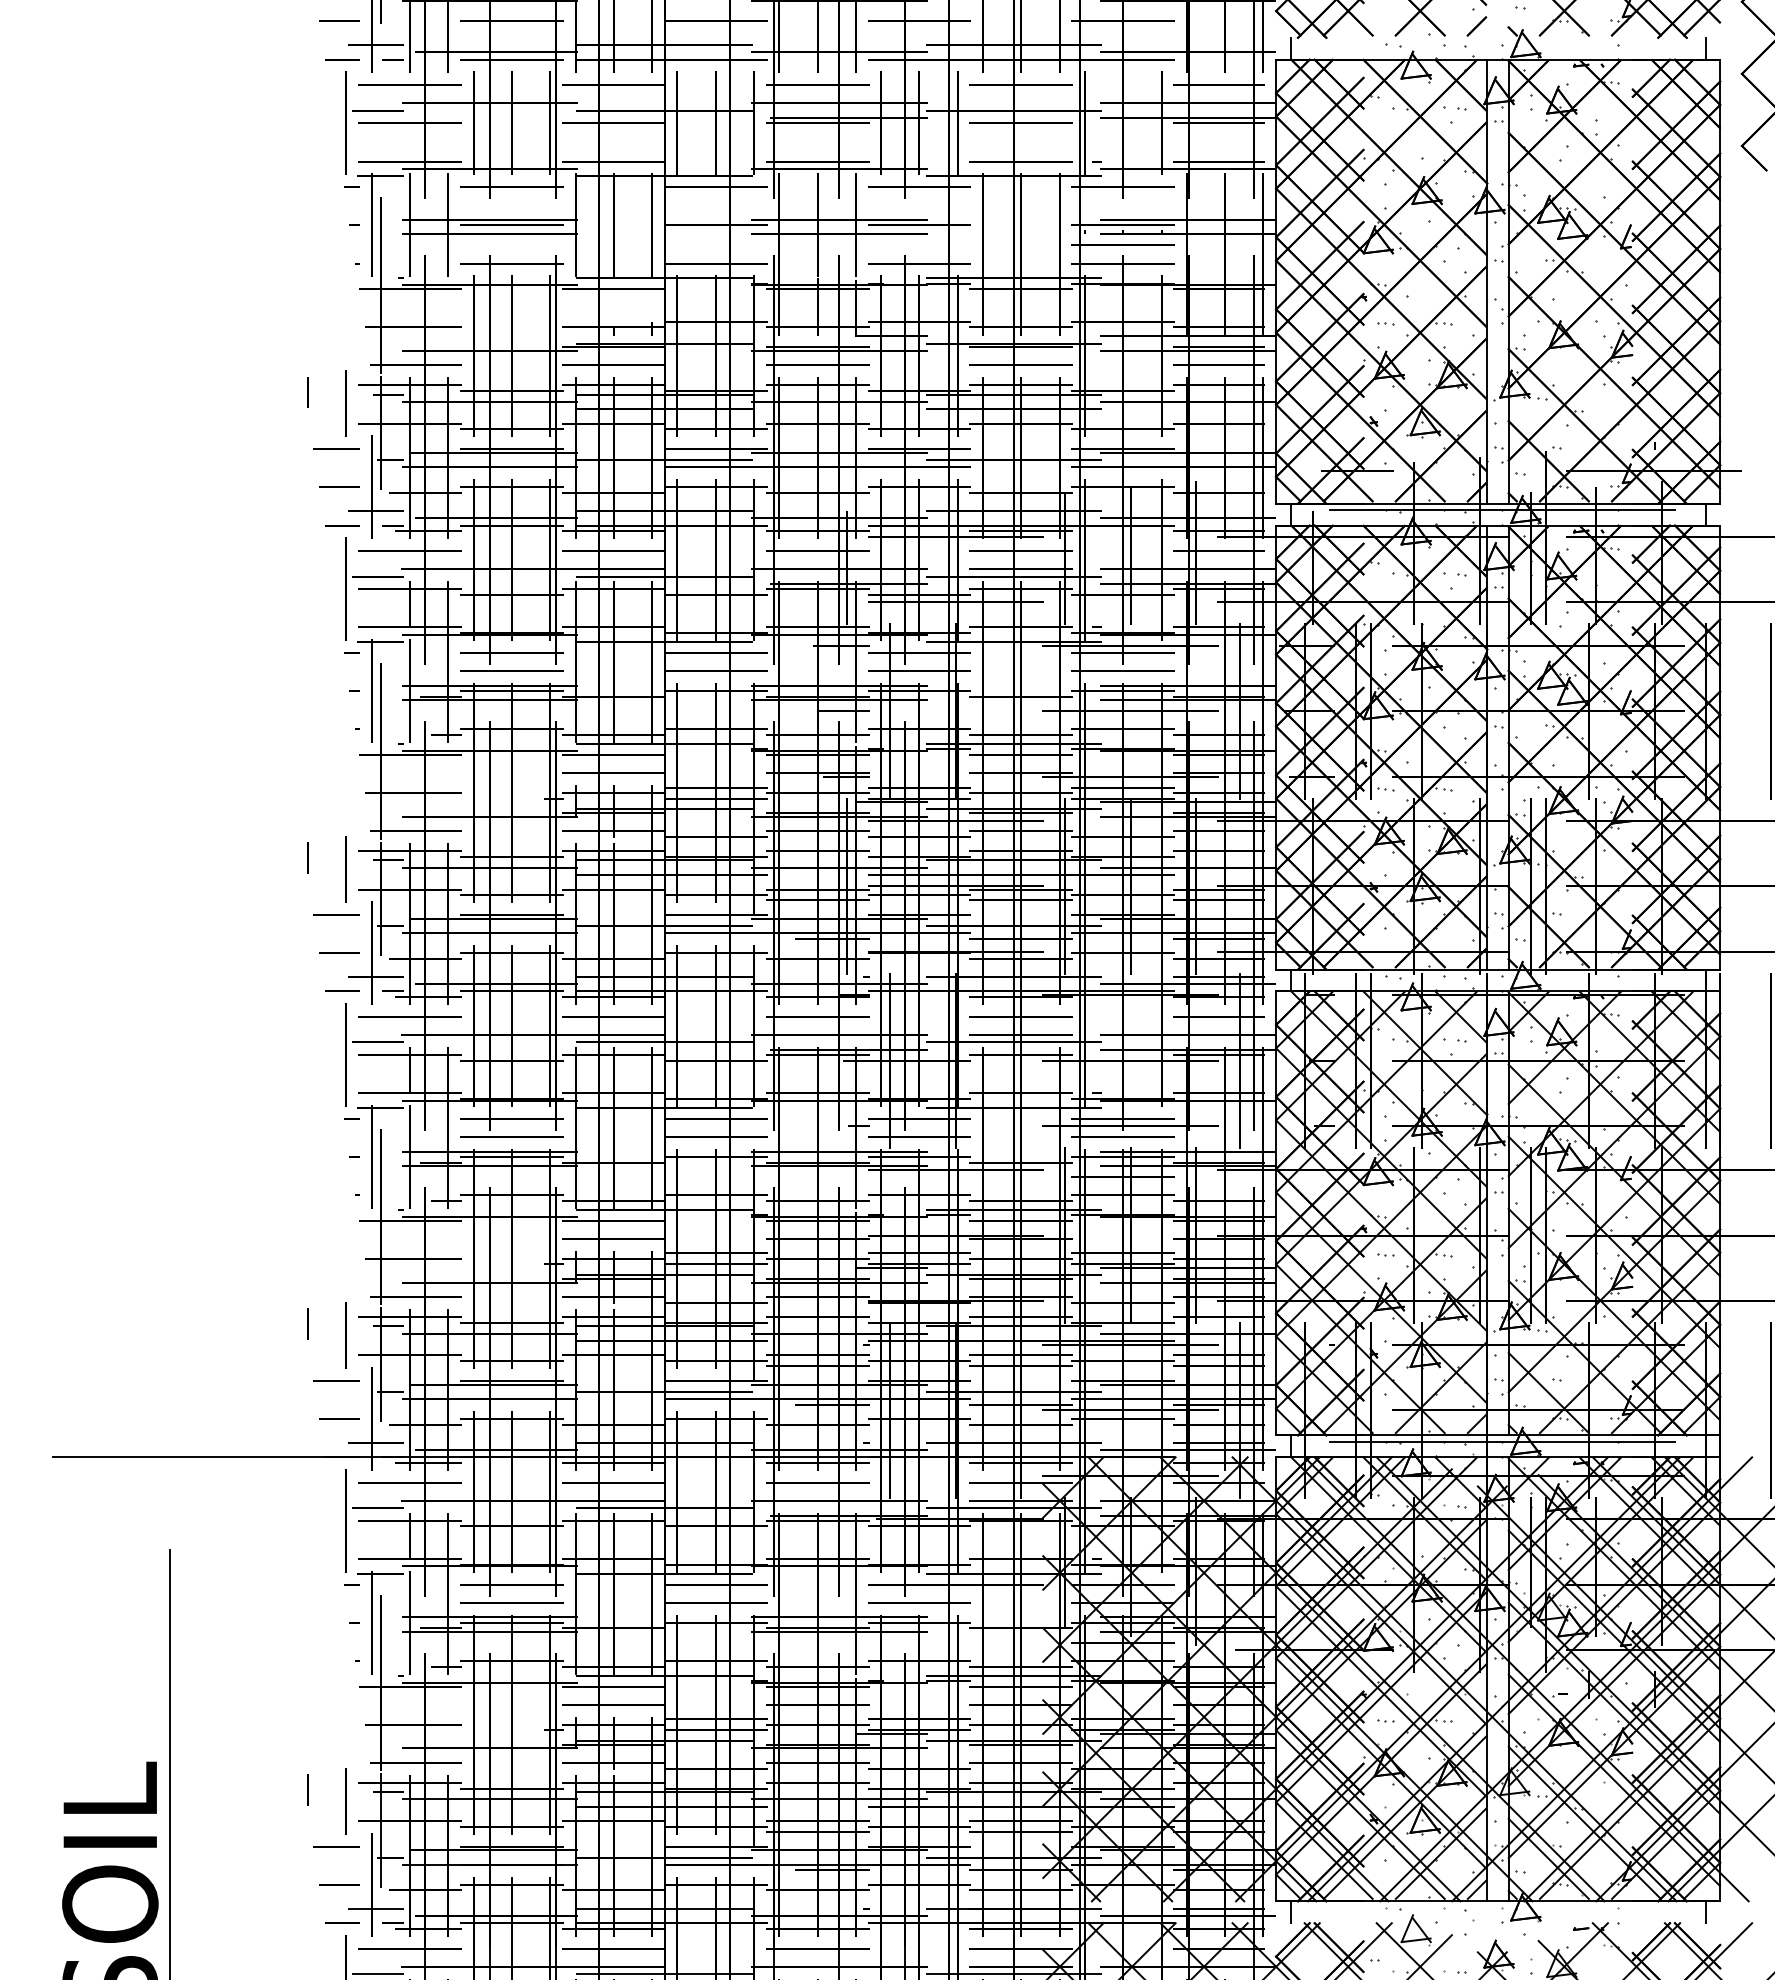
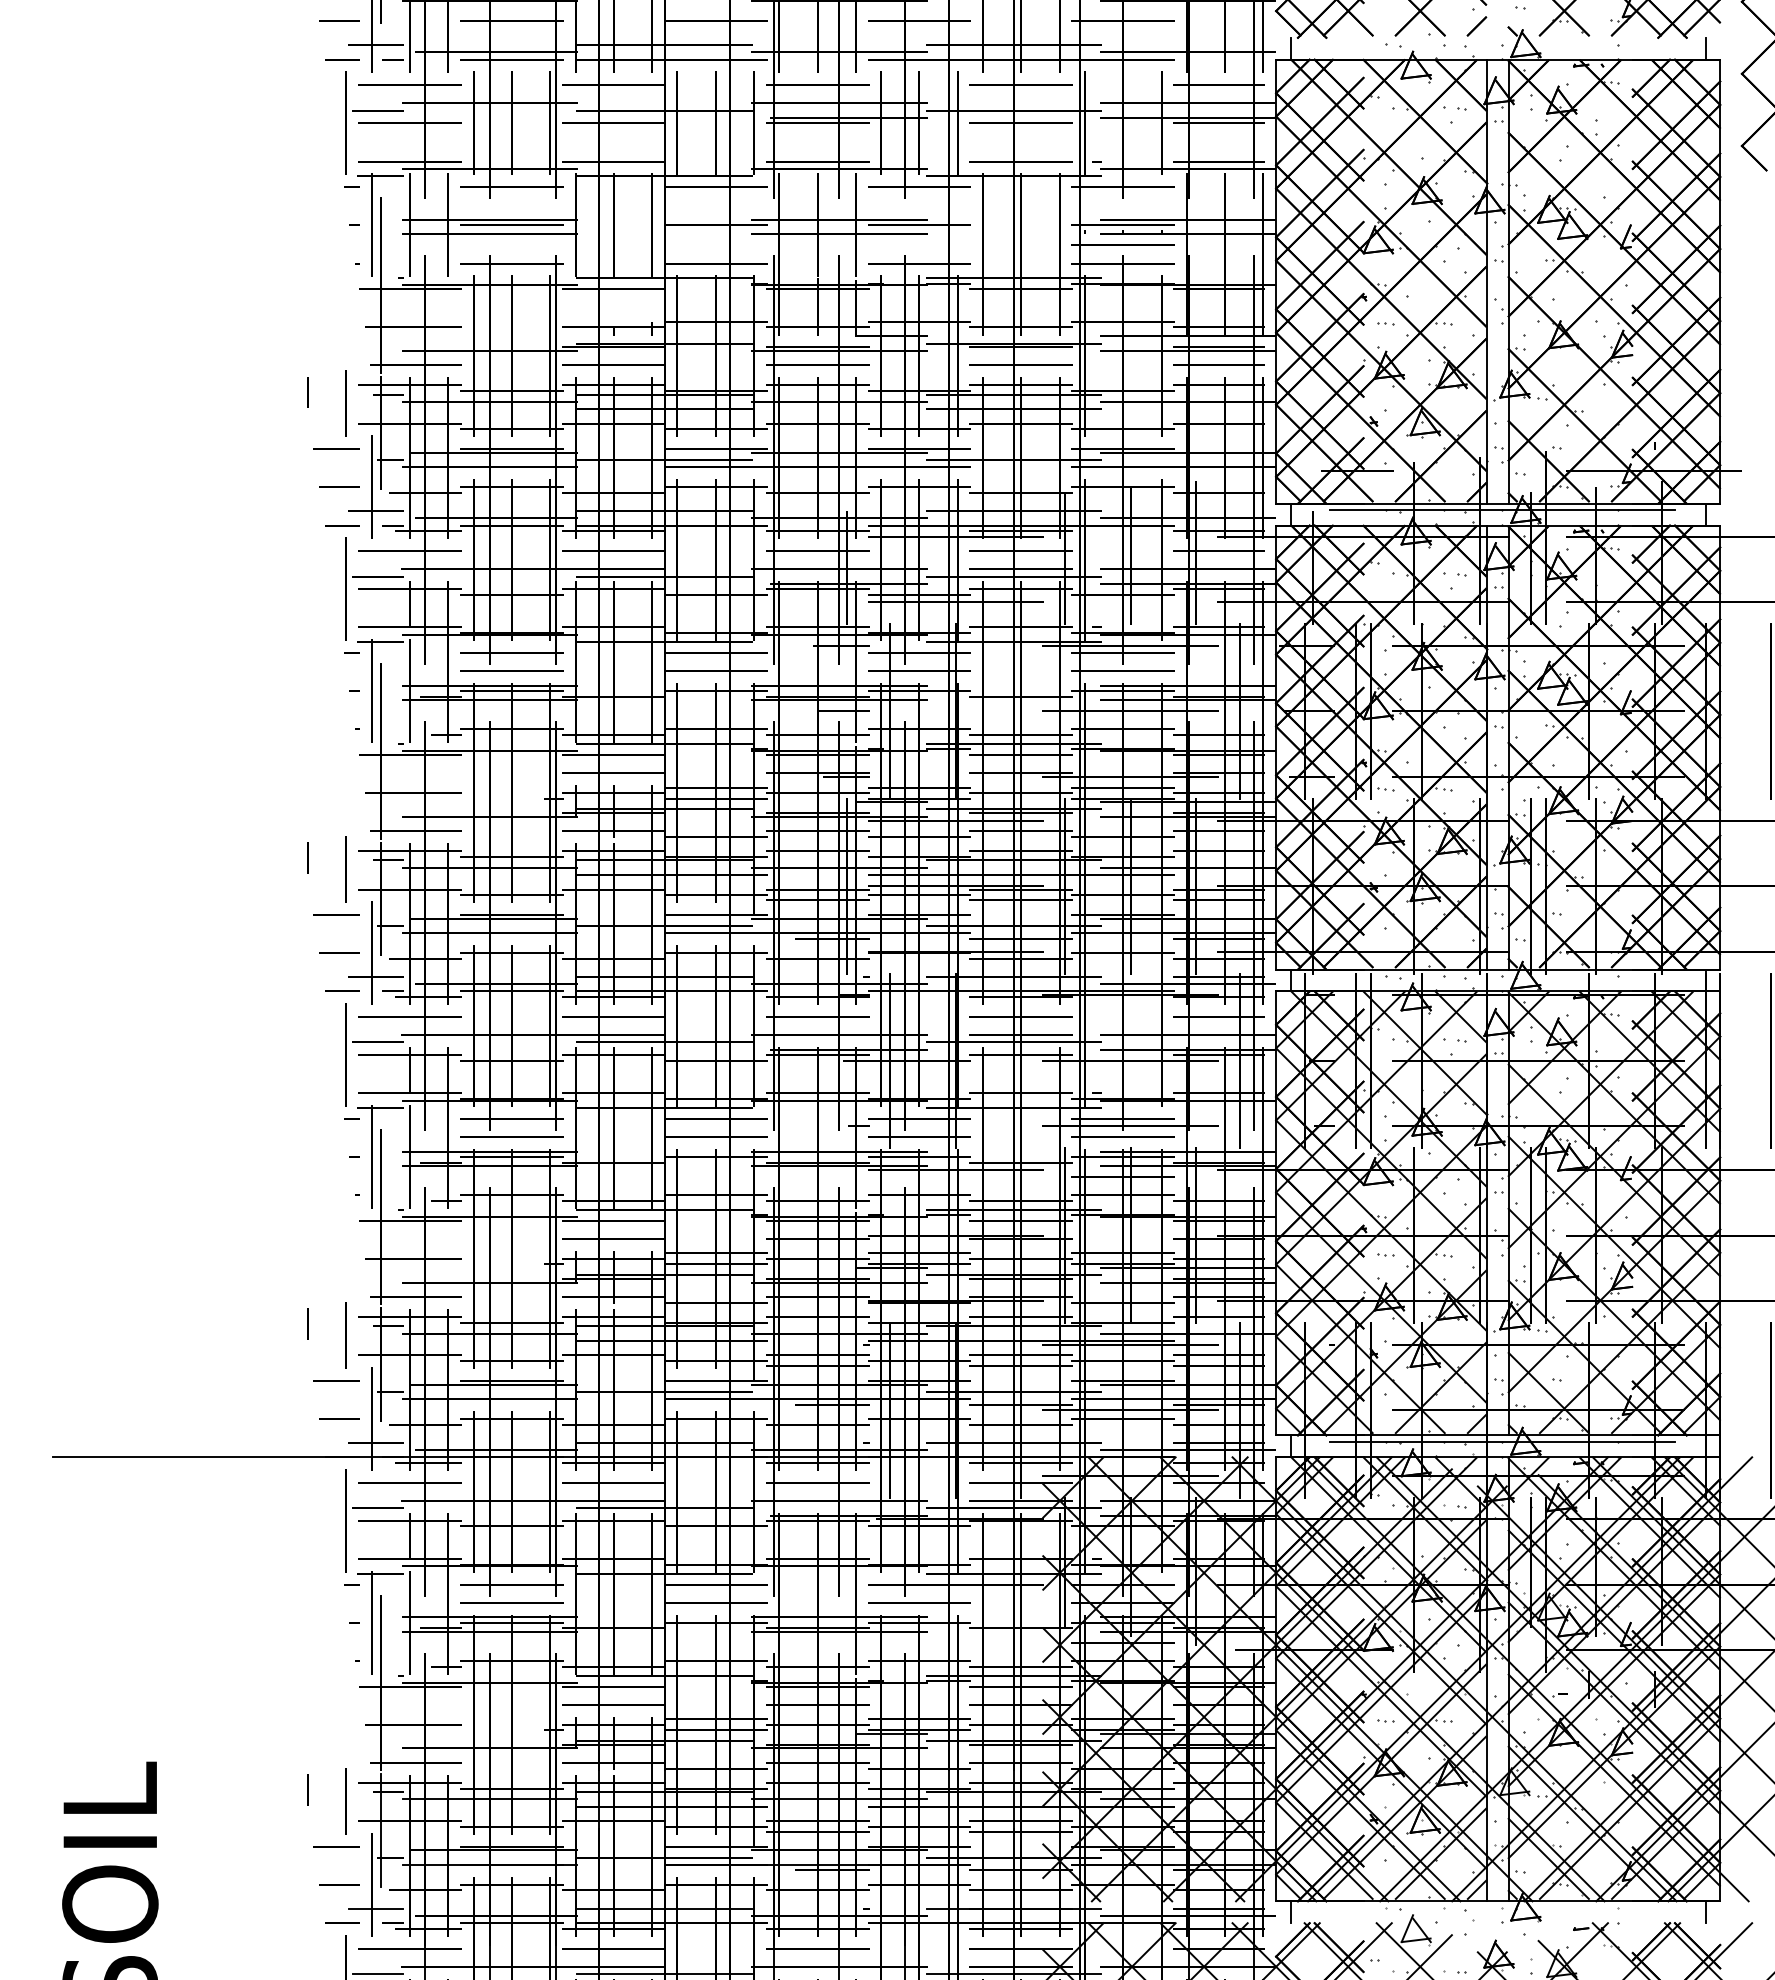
line: present -> none (169, 1763)
